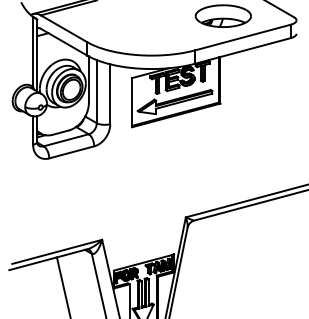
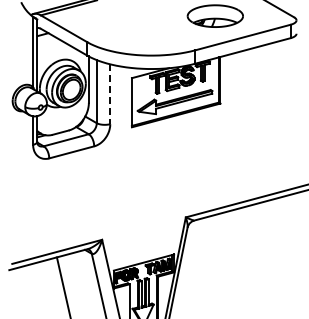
part position: (222, 15) -> (214, 15) (214, 15)
line: solid -> dashed (110, 94)
